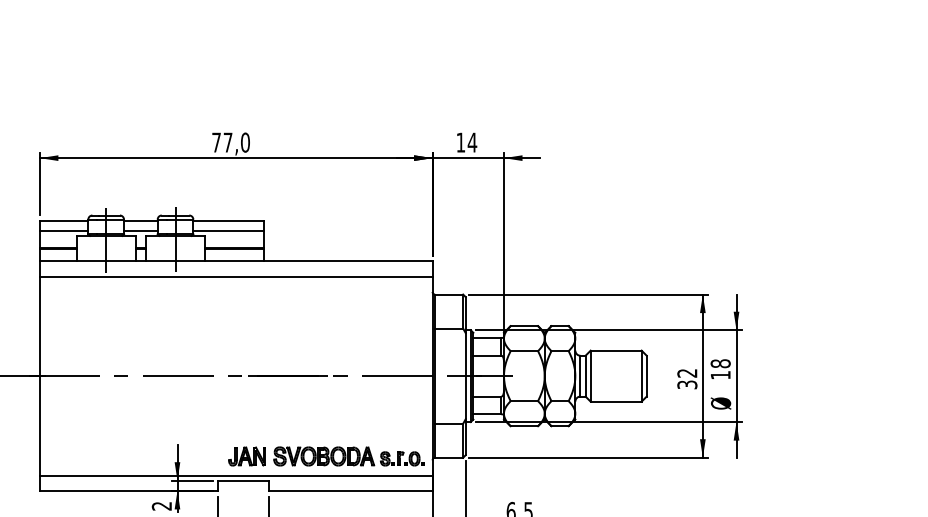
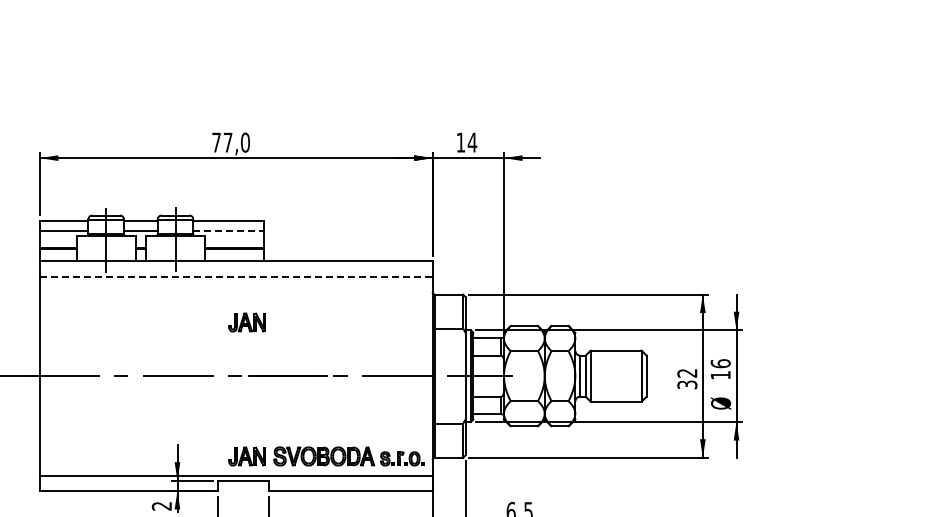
line: solid -> dashed (229, 230)
line: solid -> dashed (236, 276)
part: none -> present (246, 322)
text: 18 -> 16 (720, 363)
